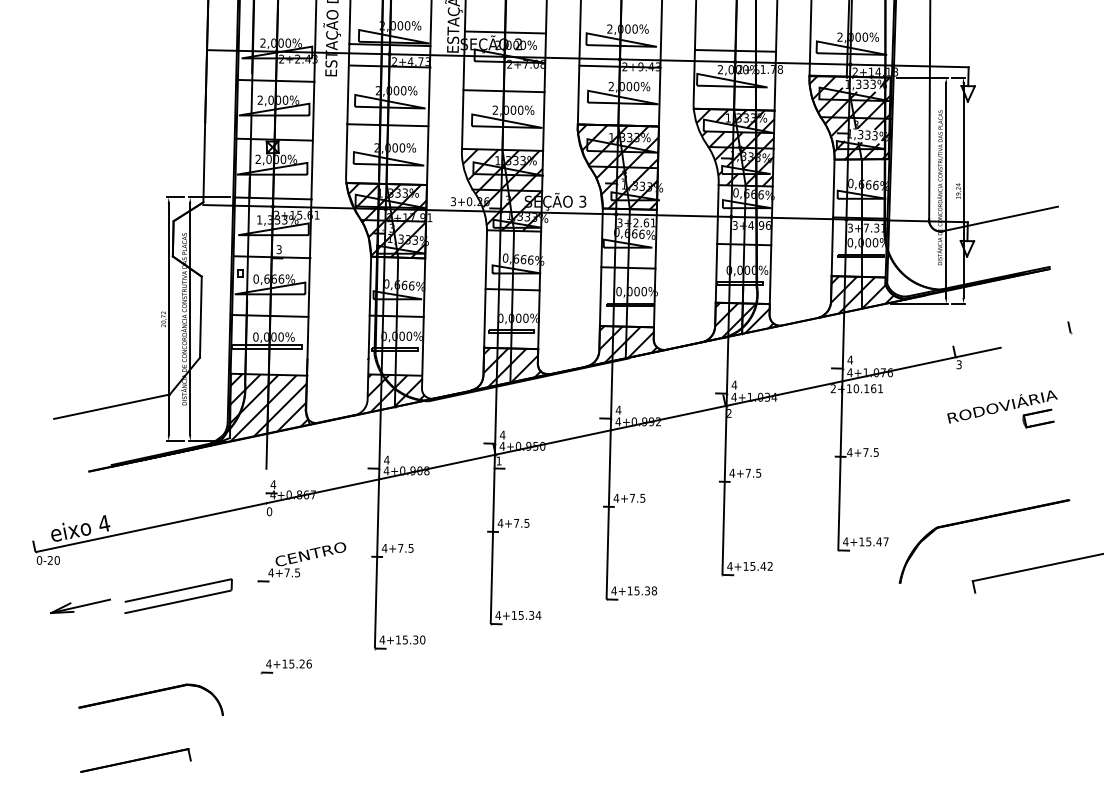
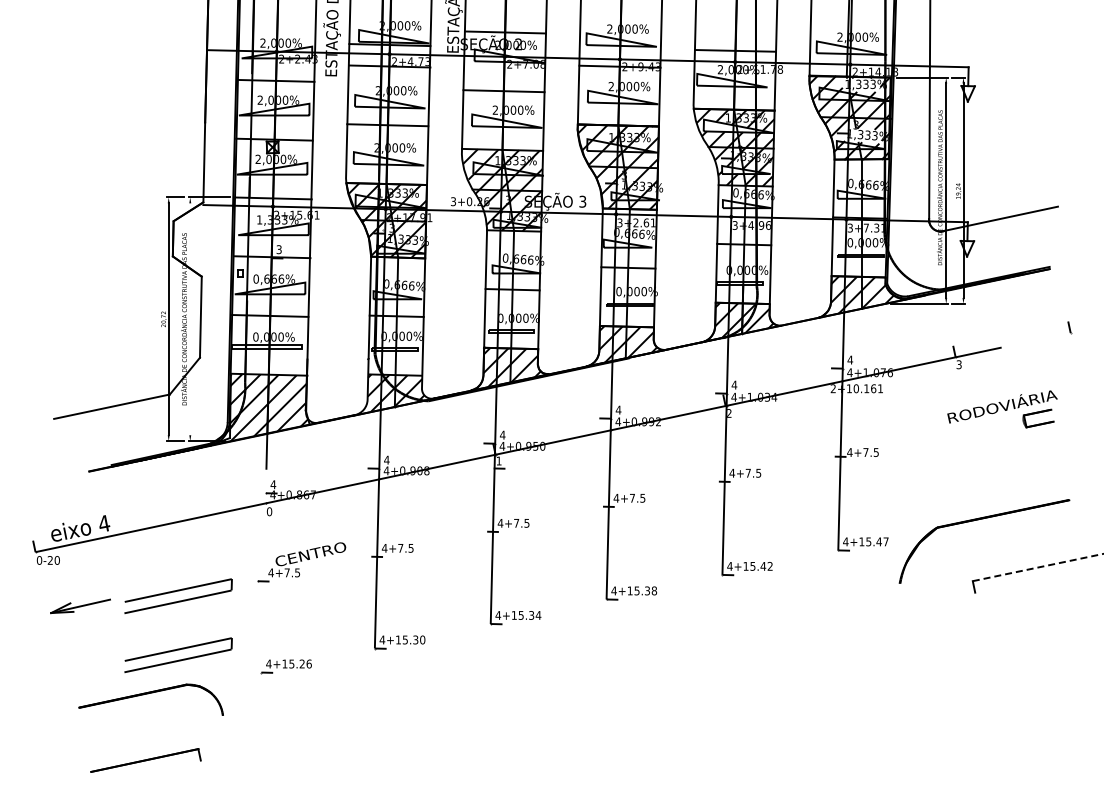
line: present -> none (190, 319)
line: solid -> dashed (1038, 567)
part: none -> present (178, 654)
part position: (135, 760) -> (145, 760) (145, 760)
